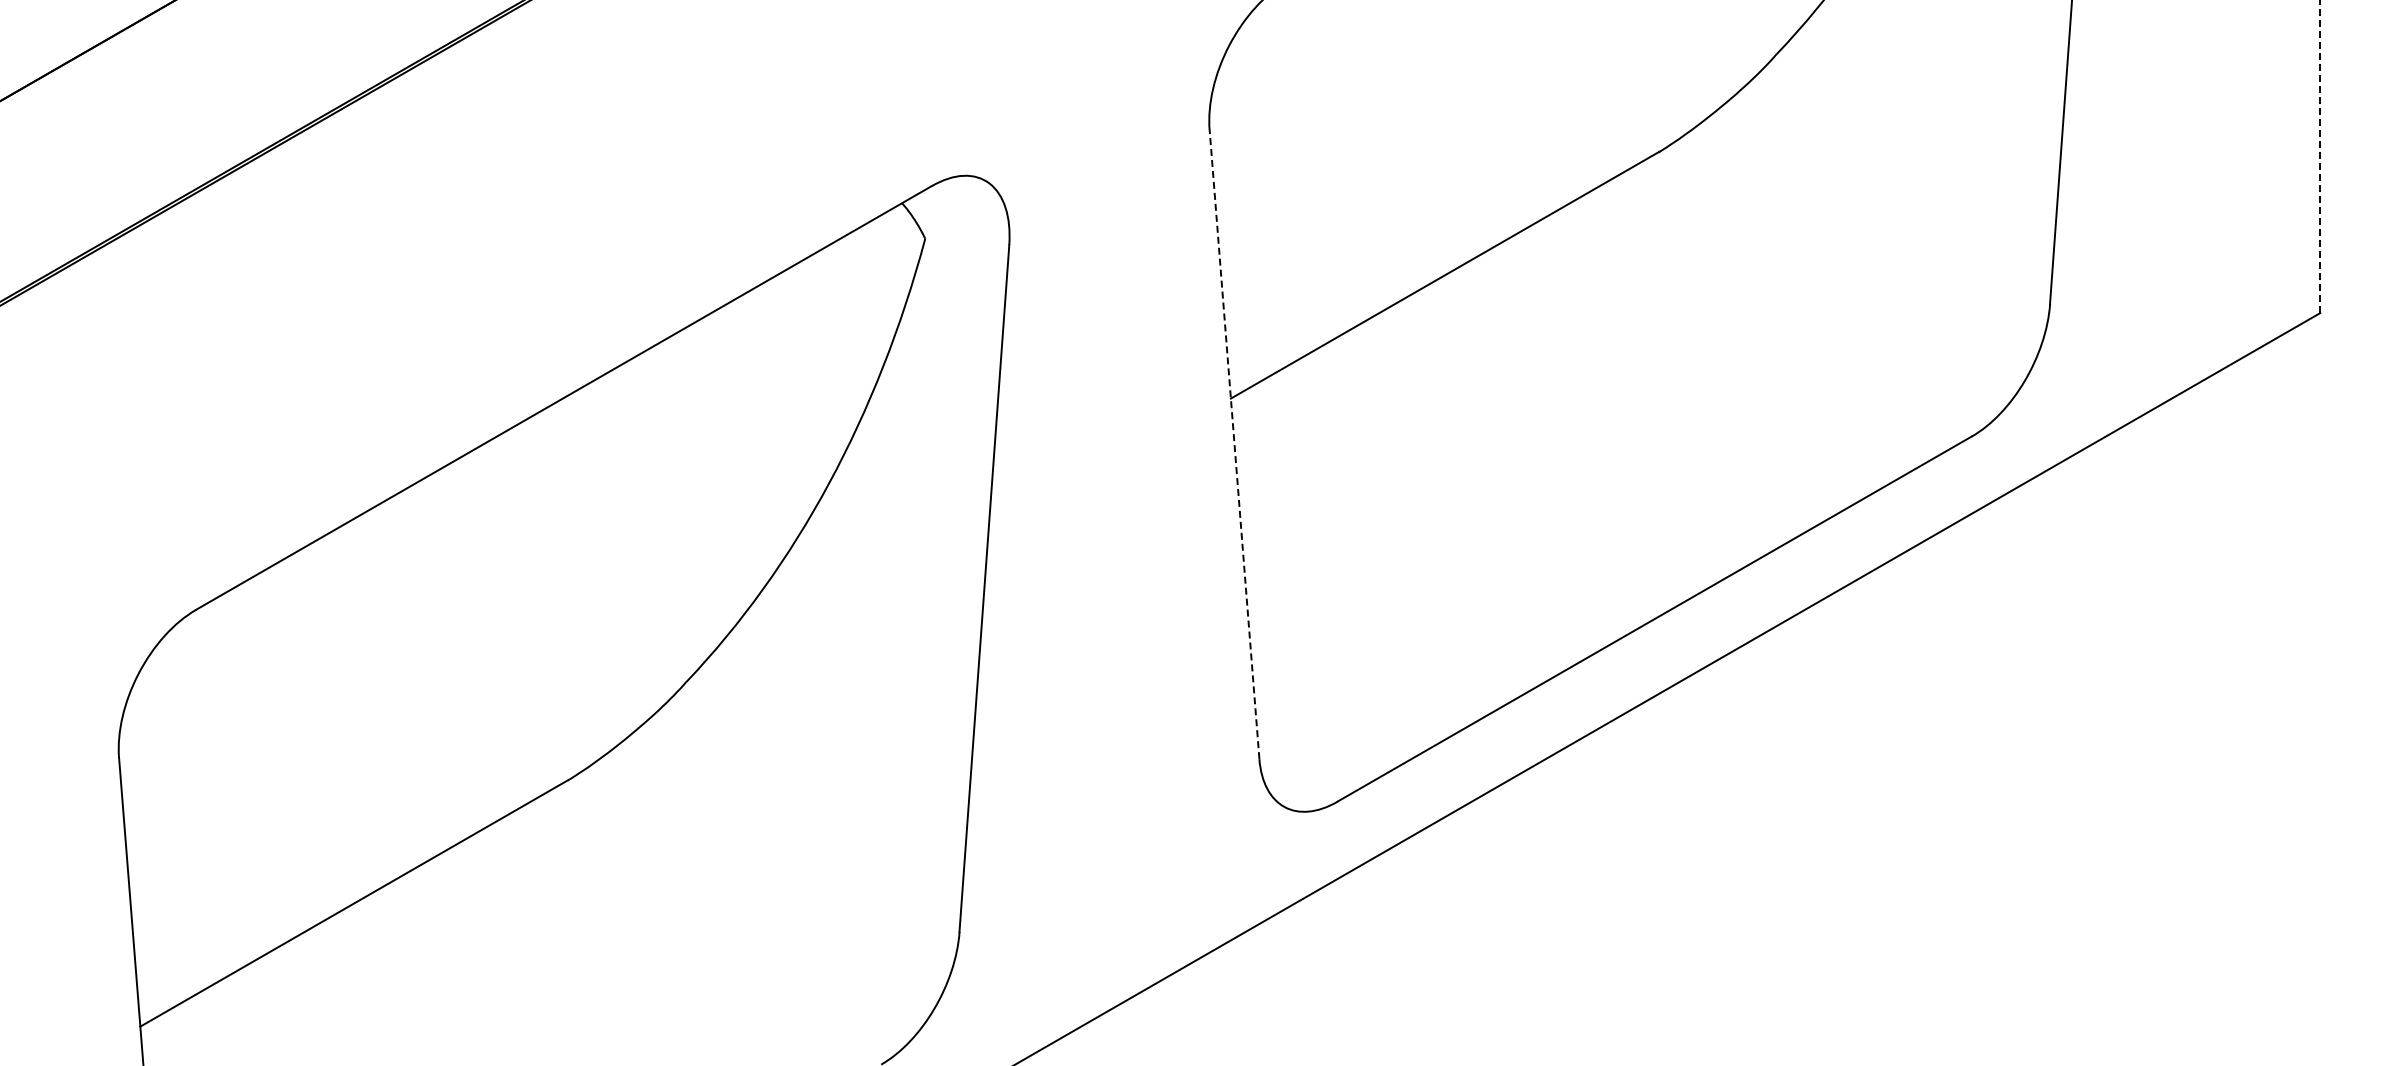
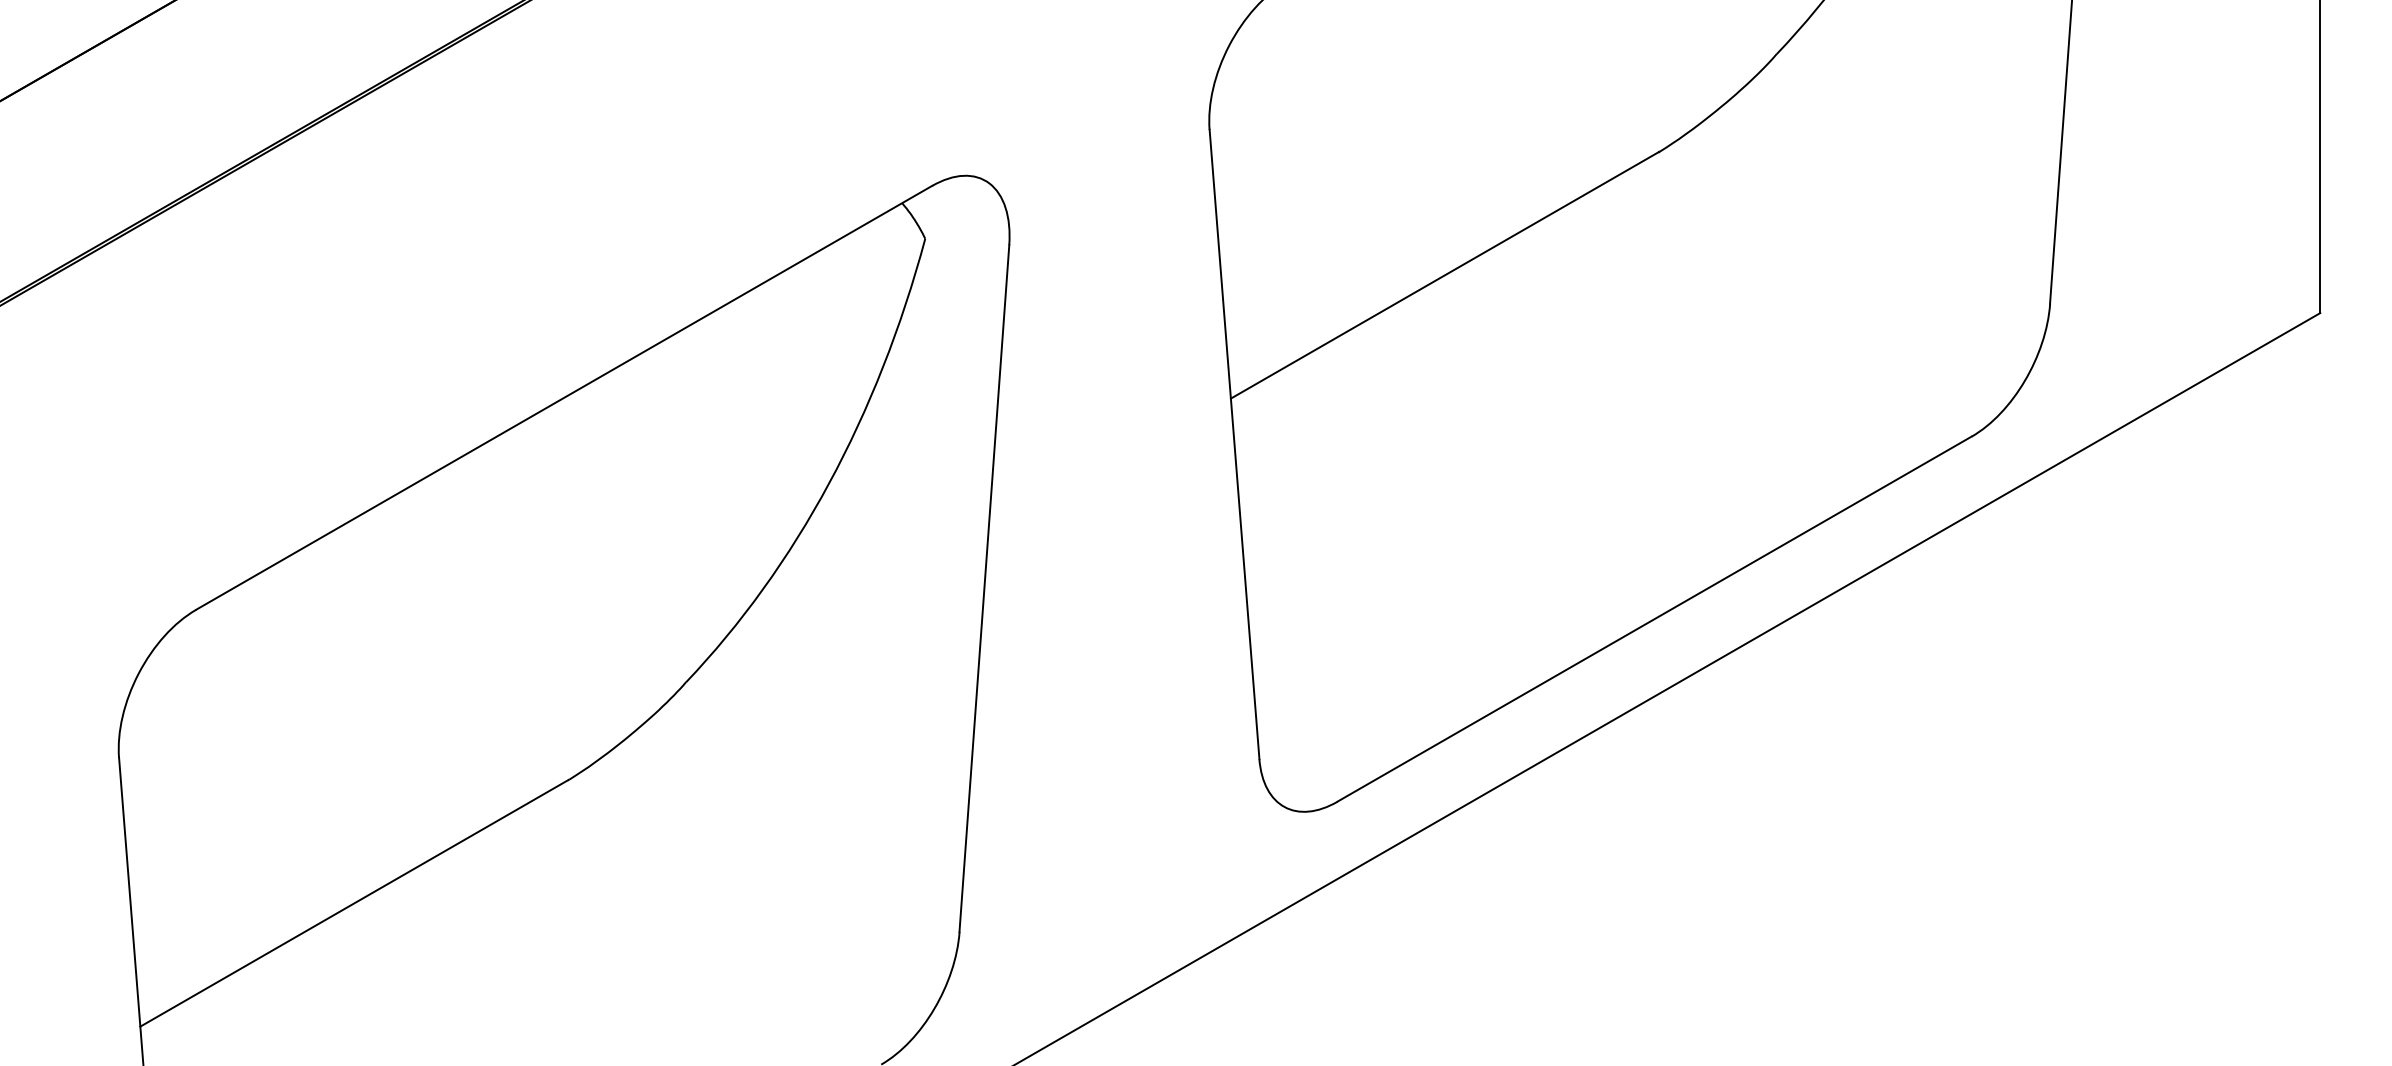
line: dashed -> solid (2320, 156)
line: dashed -> solid (1234, 444)
